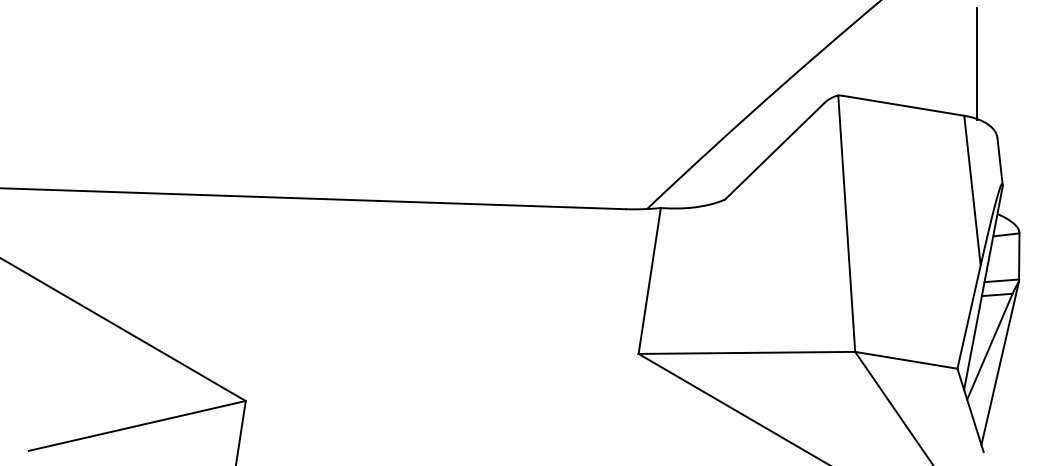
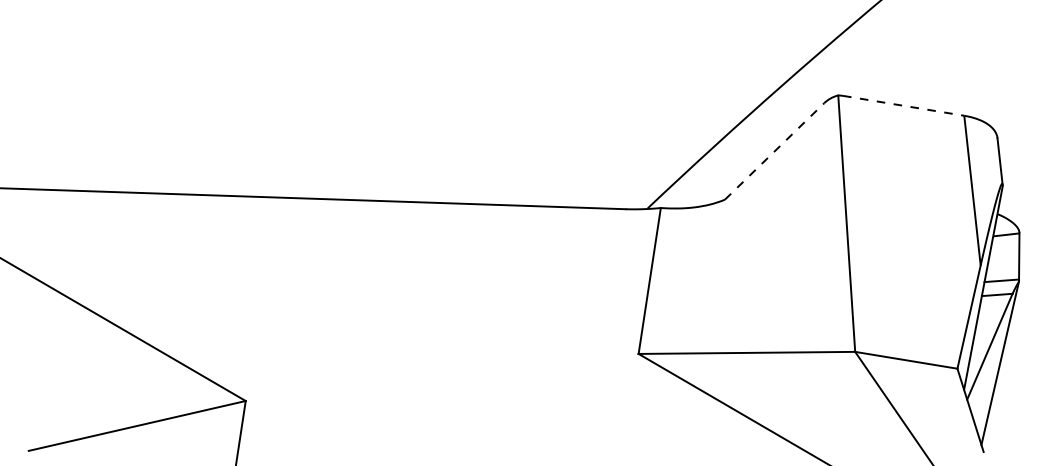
line: present -> none (976, 63)
line: solid -> dashed (904, 105)
line: solid -> dashed (774, 151)
